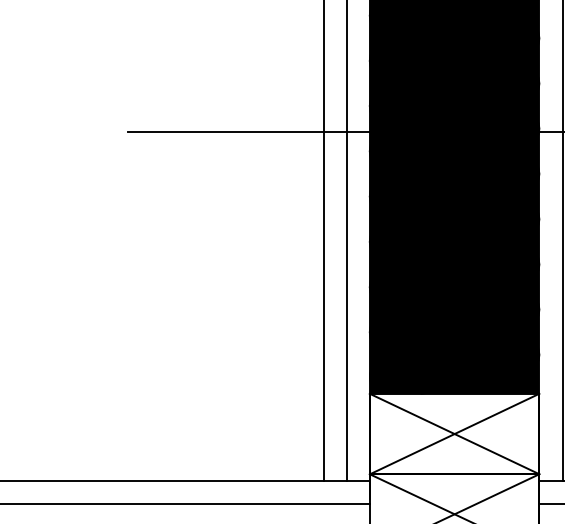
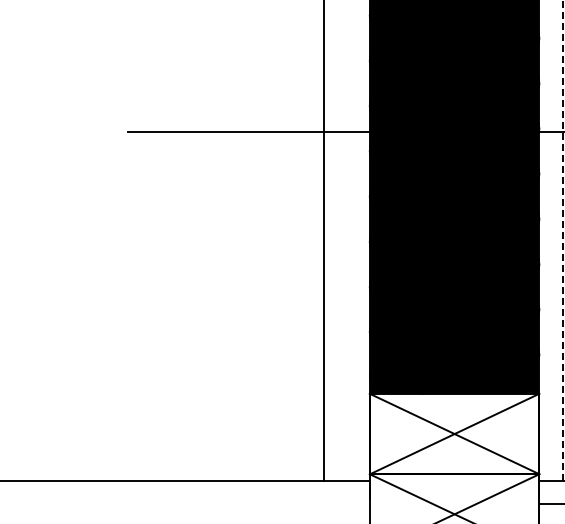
line: solid -> dashed (562, 240)
line: present -> none (346, 241)
line: present -> none (185, 504)
